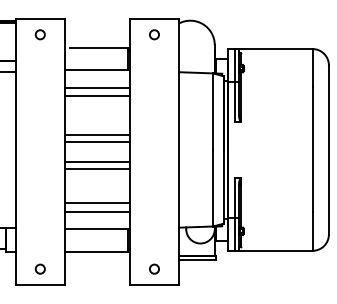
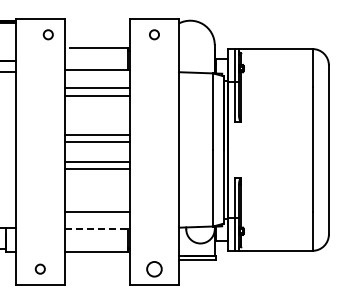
circle position: (39, 34) -> (47, 34) (47, 34)
line: present -> none (97, 203)
line: solid -> dashed (97, 229)
circle size: 11x12 px -> 17x17 px (154, 269)
